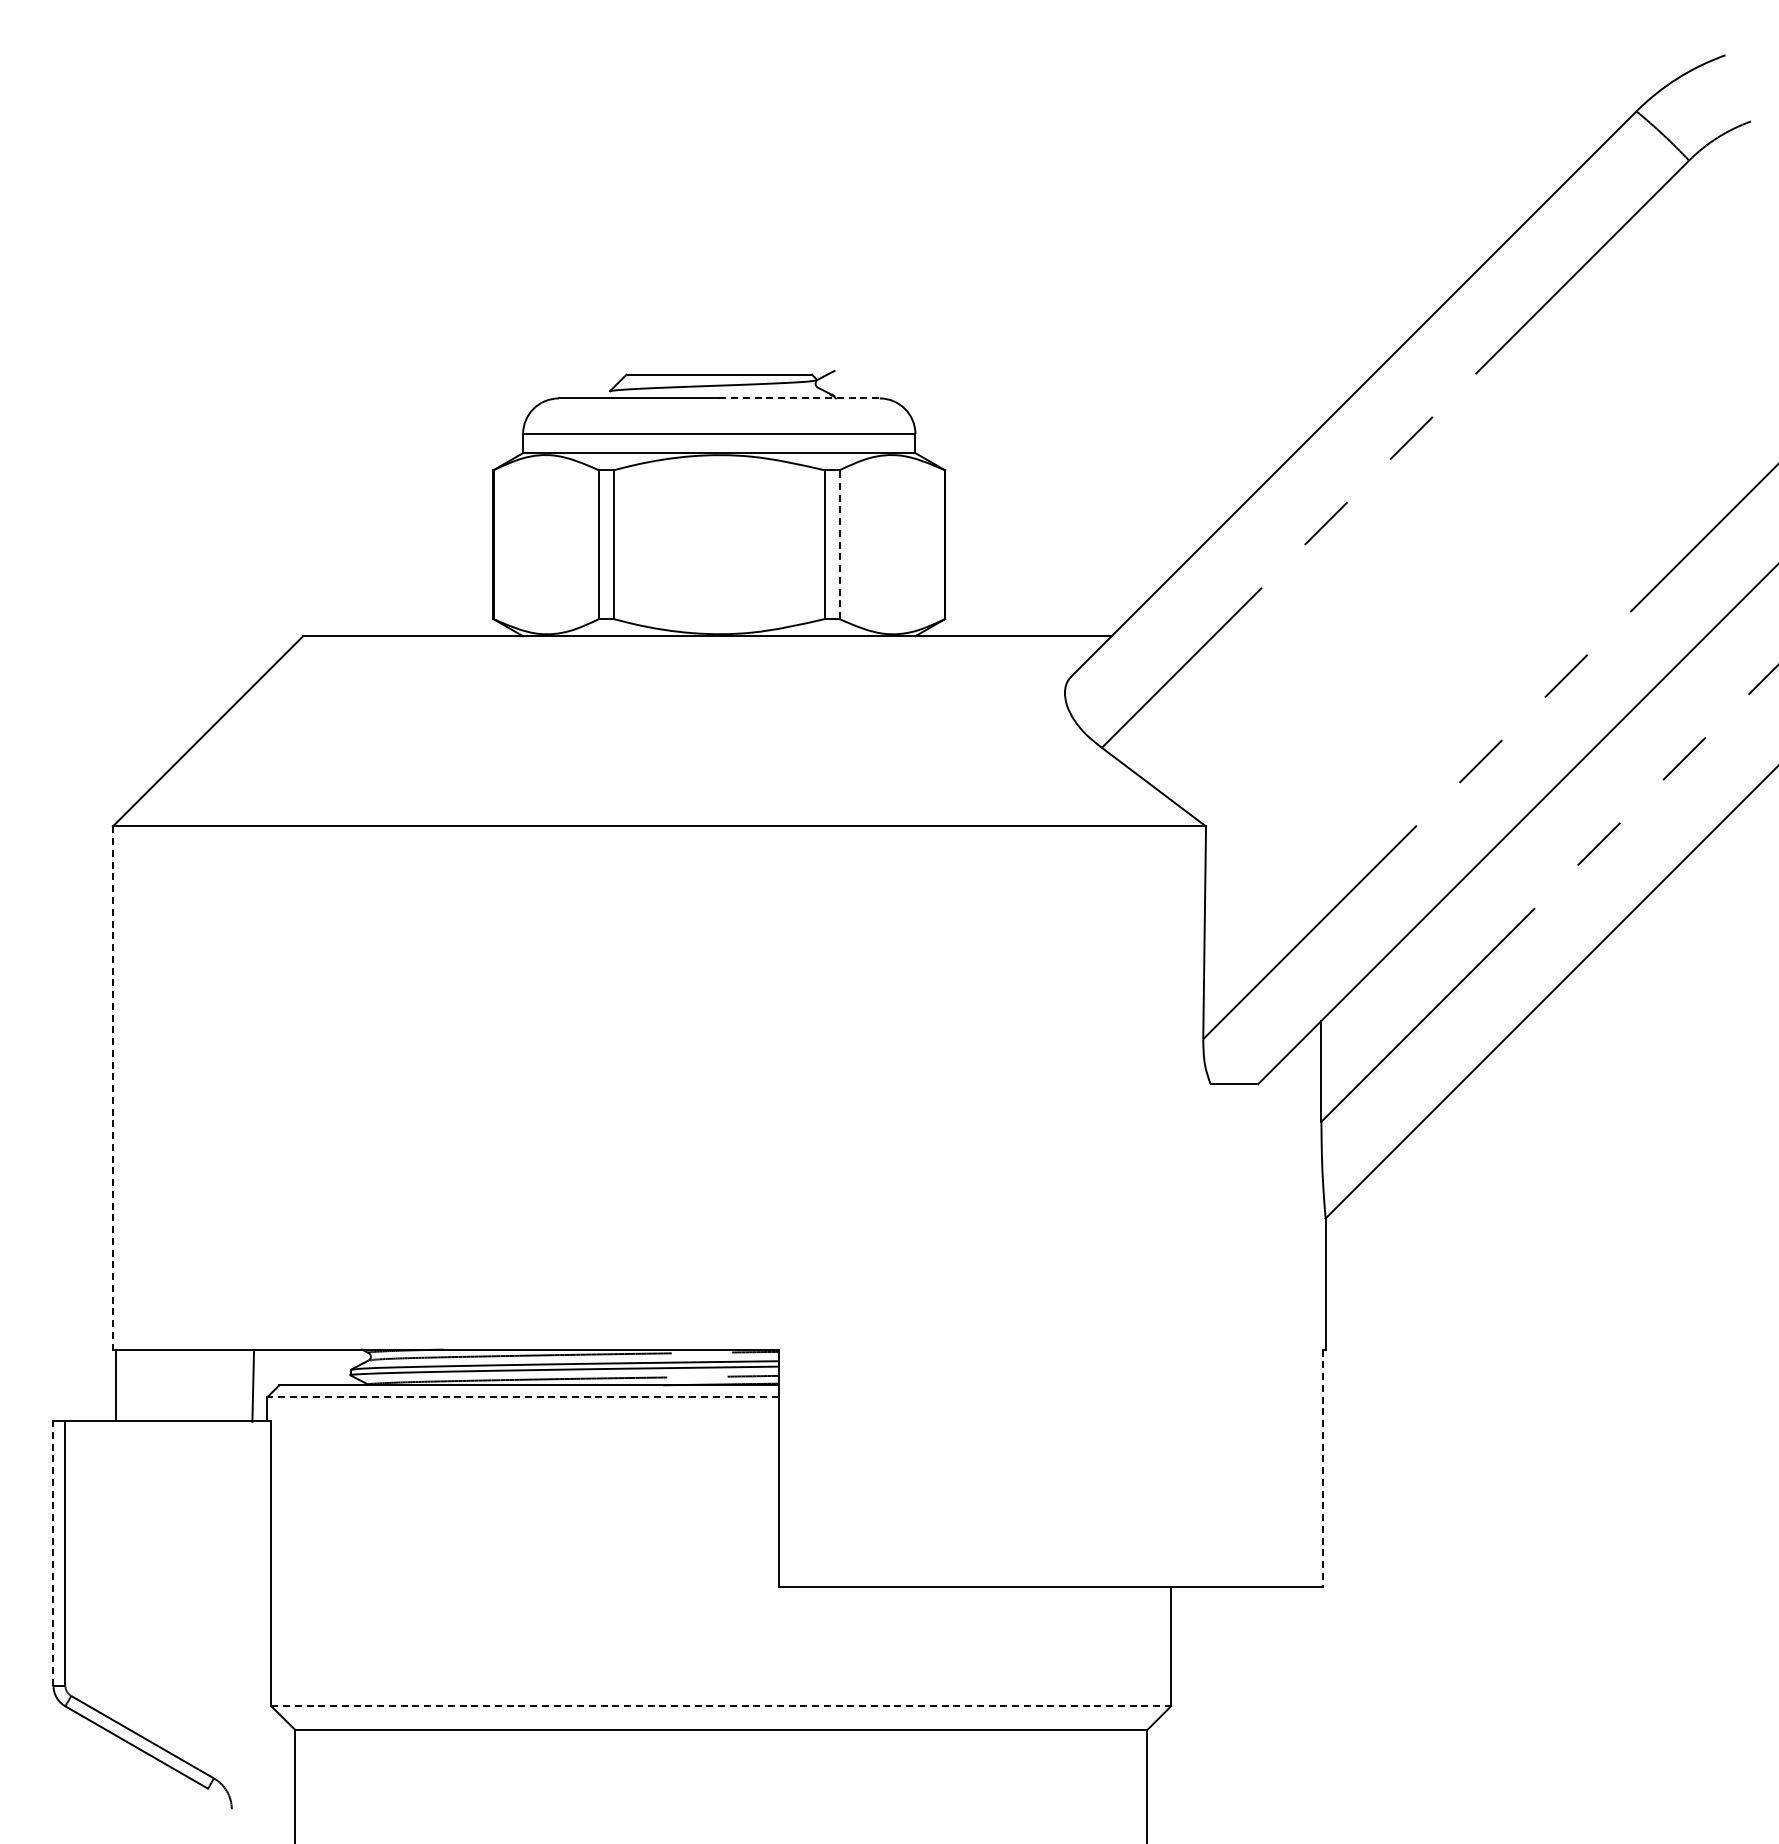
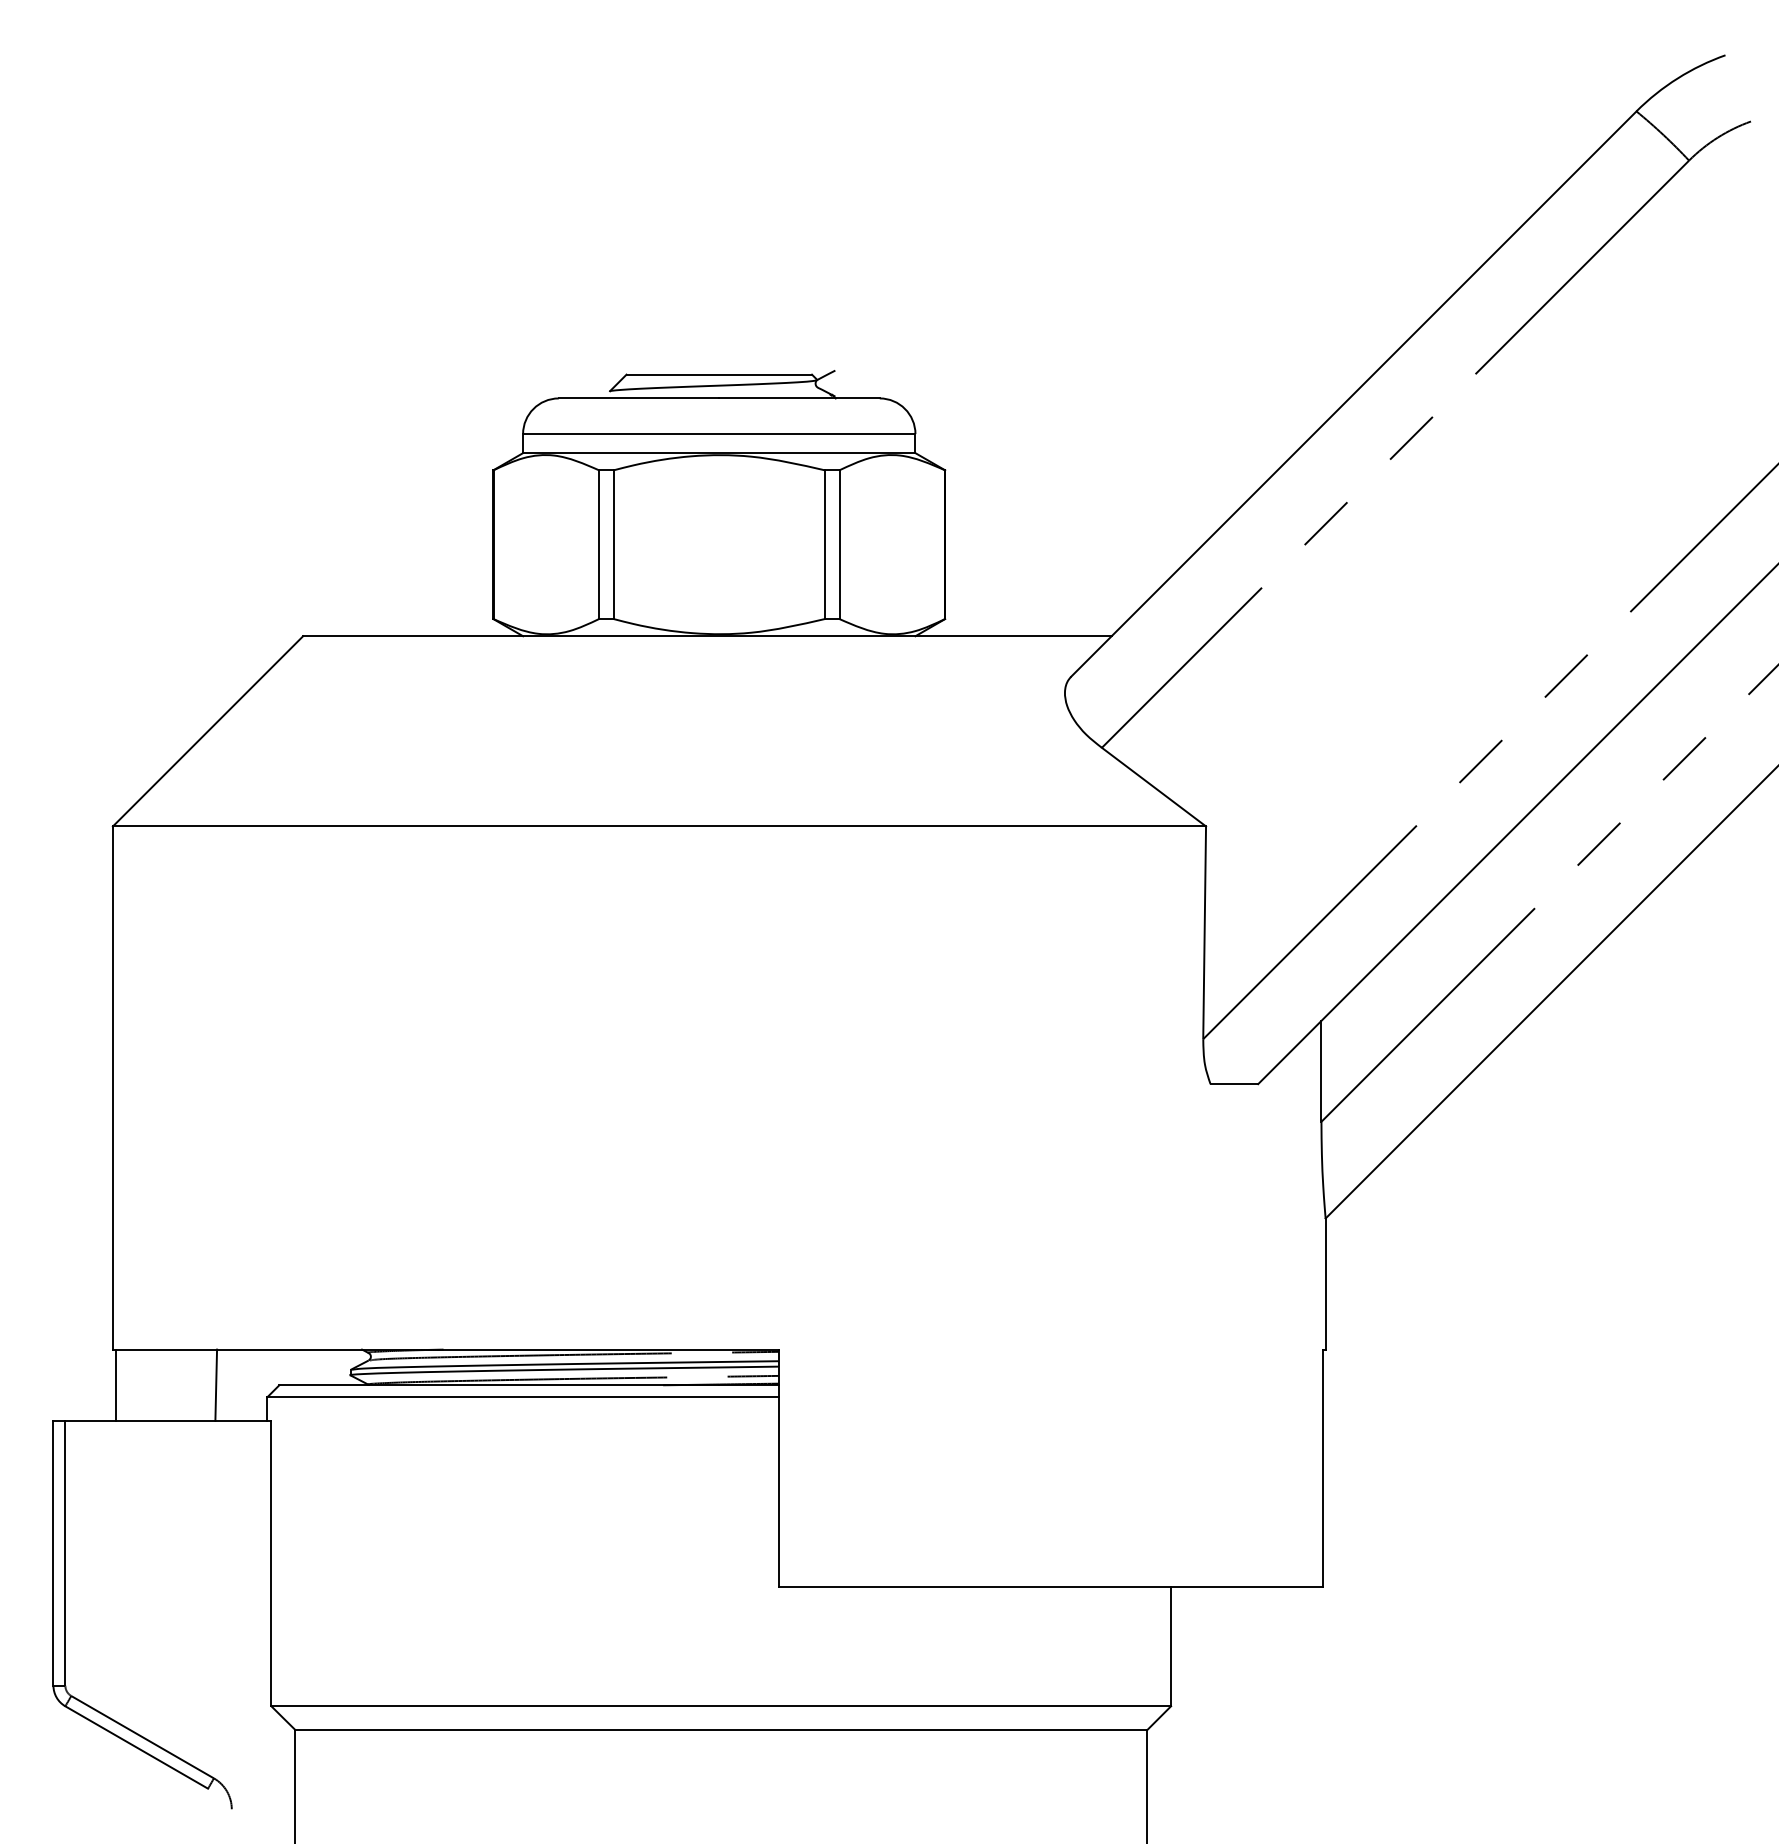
line: dashed -> solid (800, 398)
line: dashed -> solid (839, 544)
line: dashed -> solid (112, 1088)
line position: (253, 1385) -> (216, 1384) (216, 1384)
line: dashed -> solid (523, 1397)
line: dashed -> solid (1322, 1468)
line: dashed -> solid (53, 1552)
line: dashed -> solid (721, 1706)
